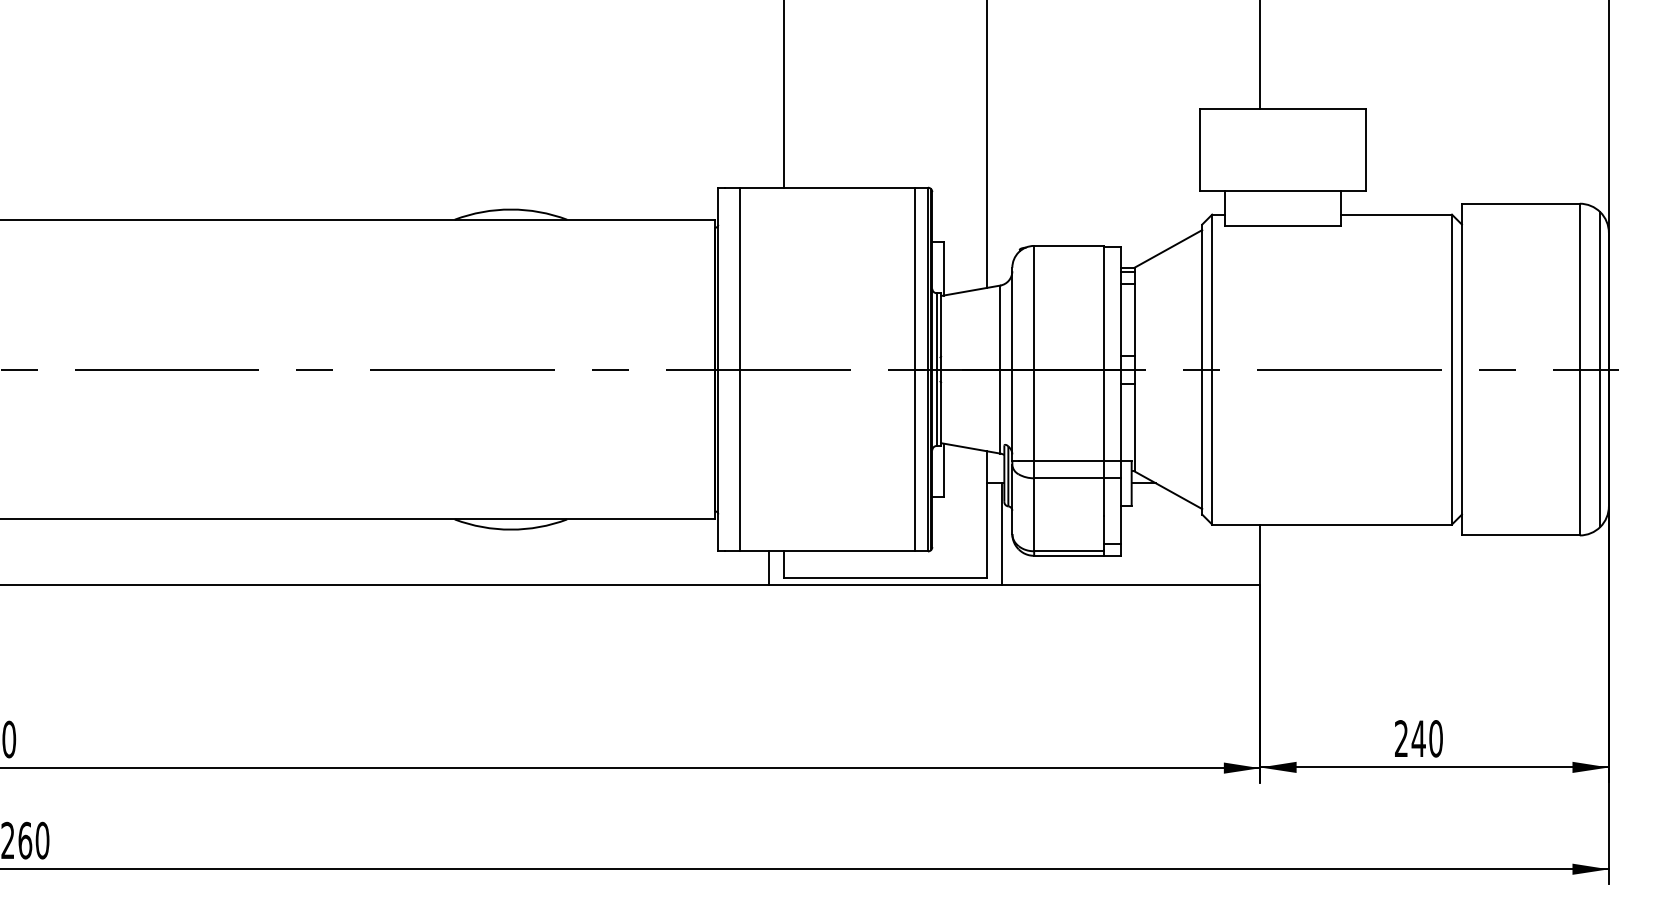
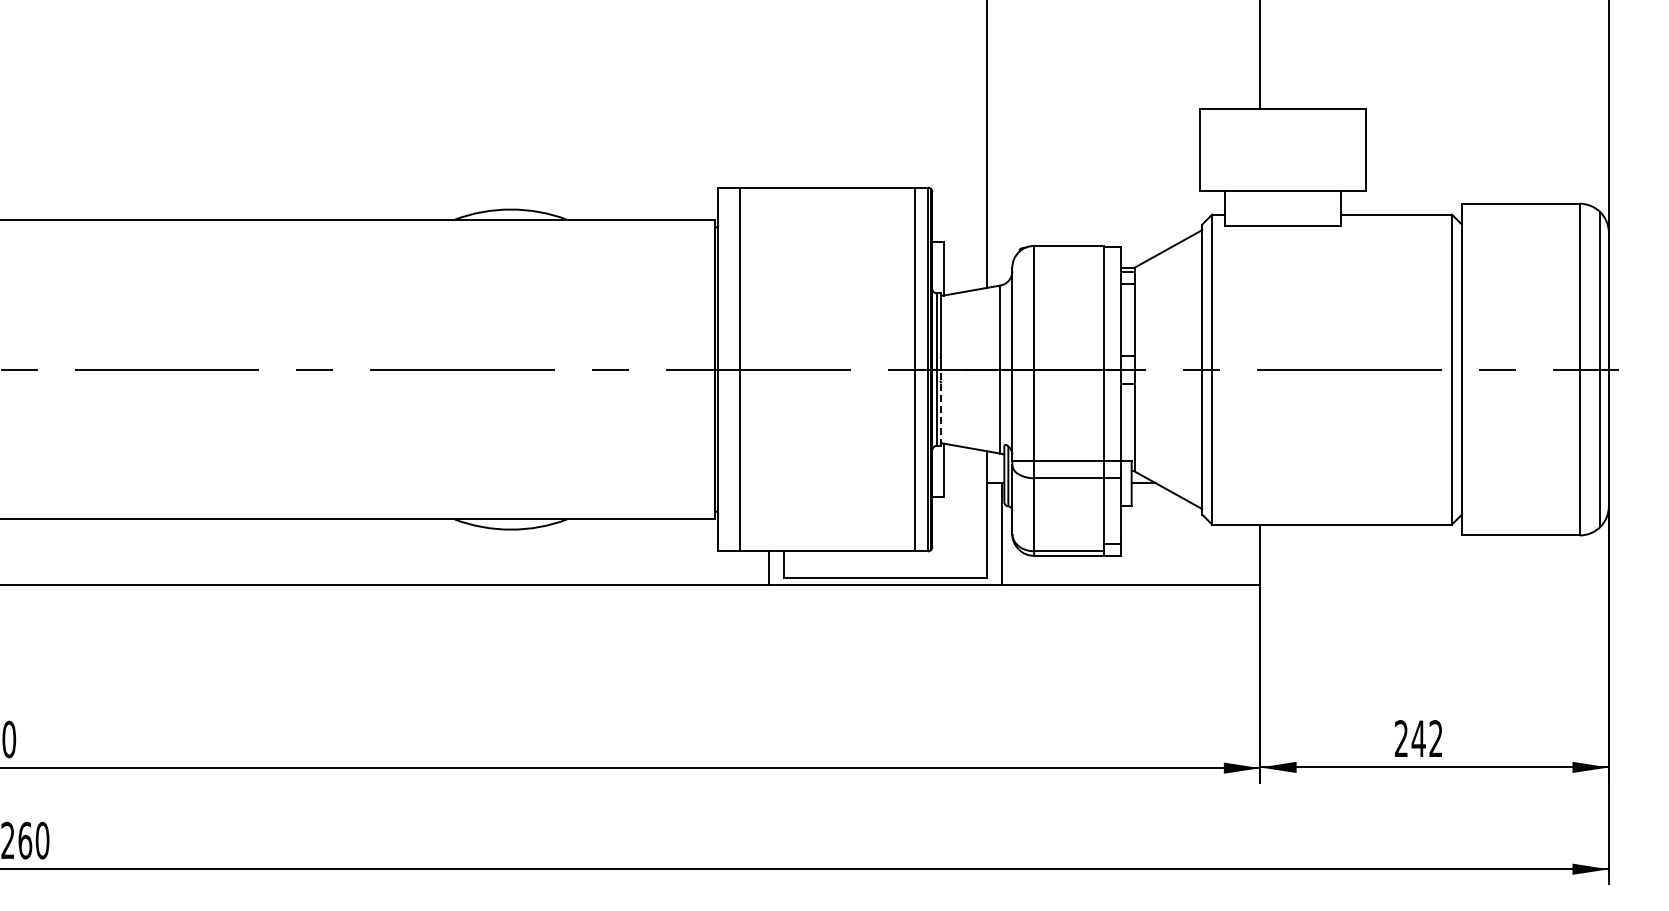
line: present -> none (783, 94)
line: solid -> dashed (941, 407)
text: 240 -> 242 (1435, 738)
